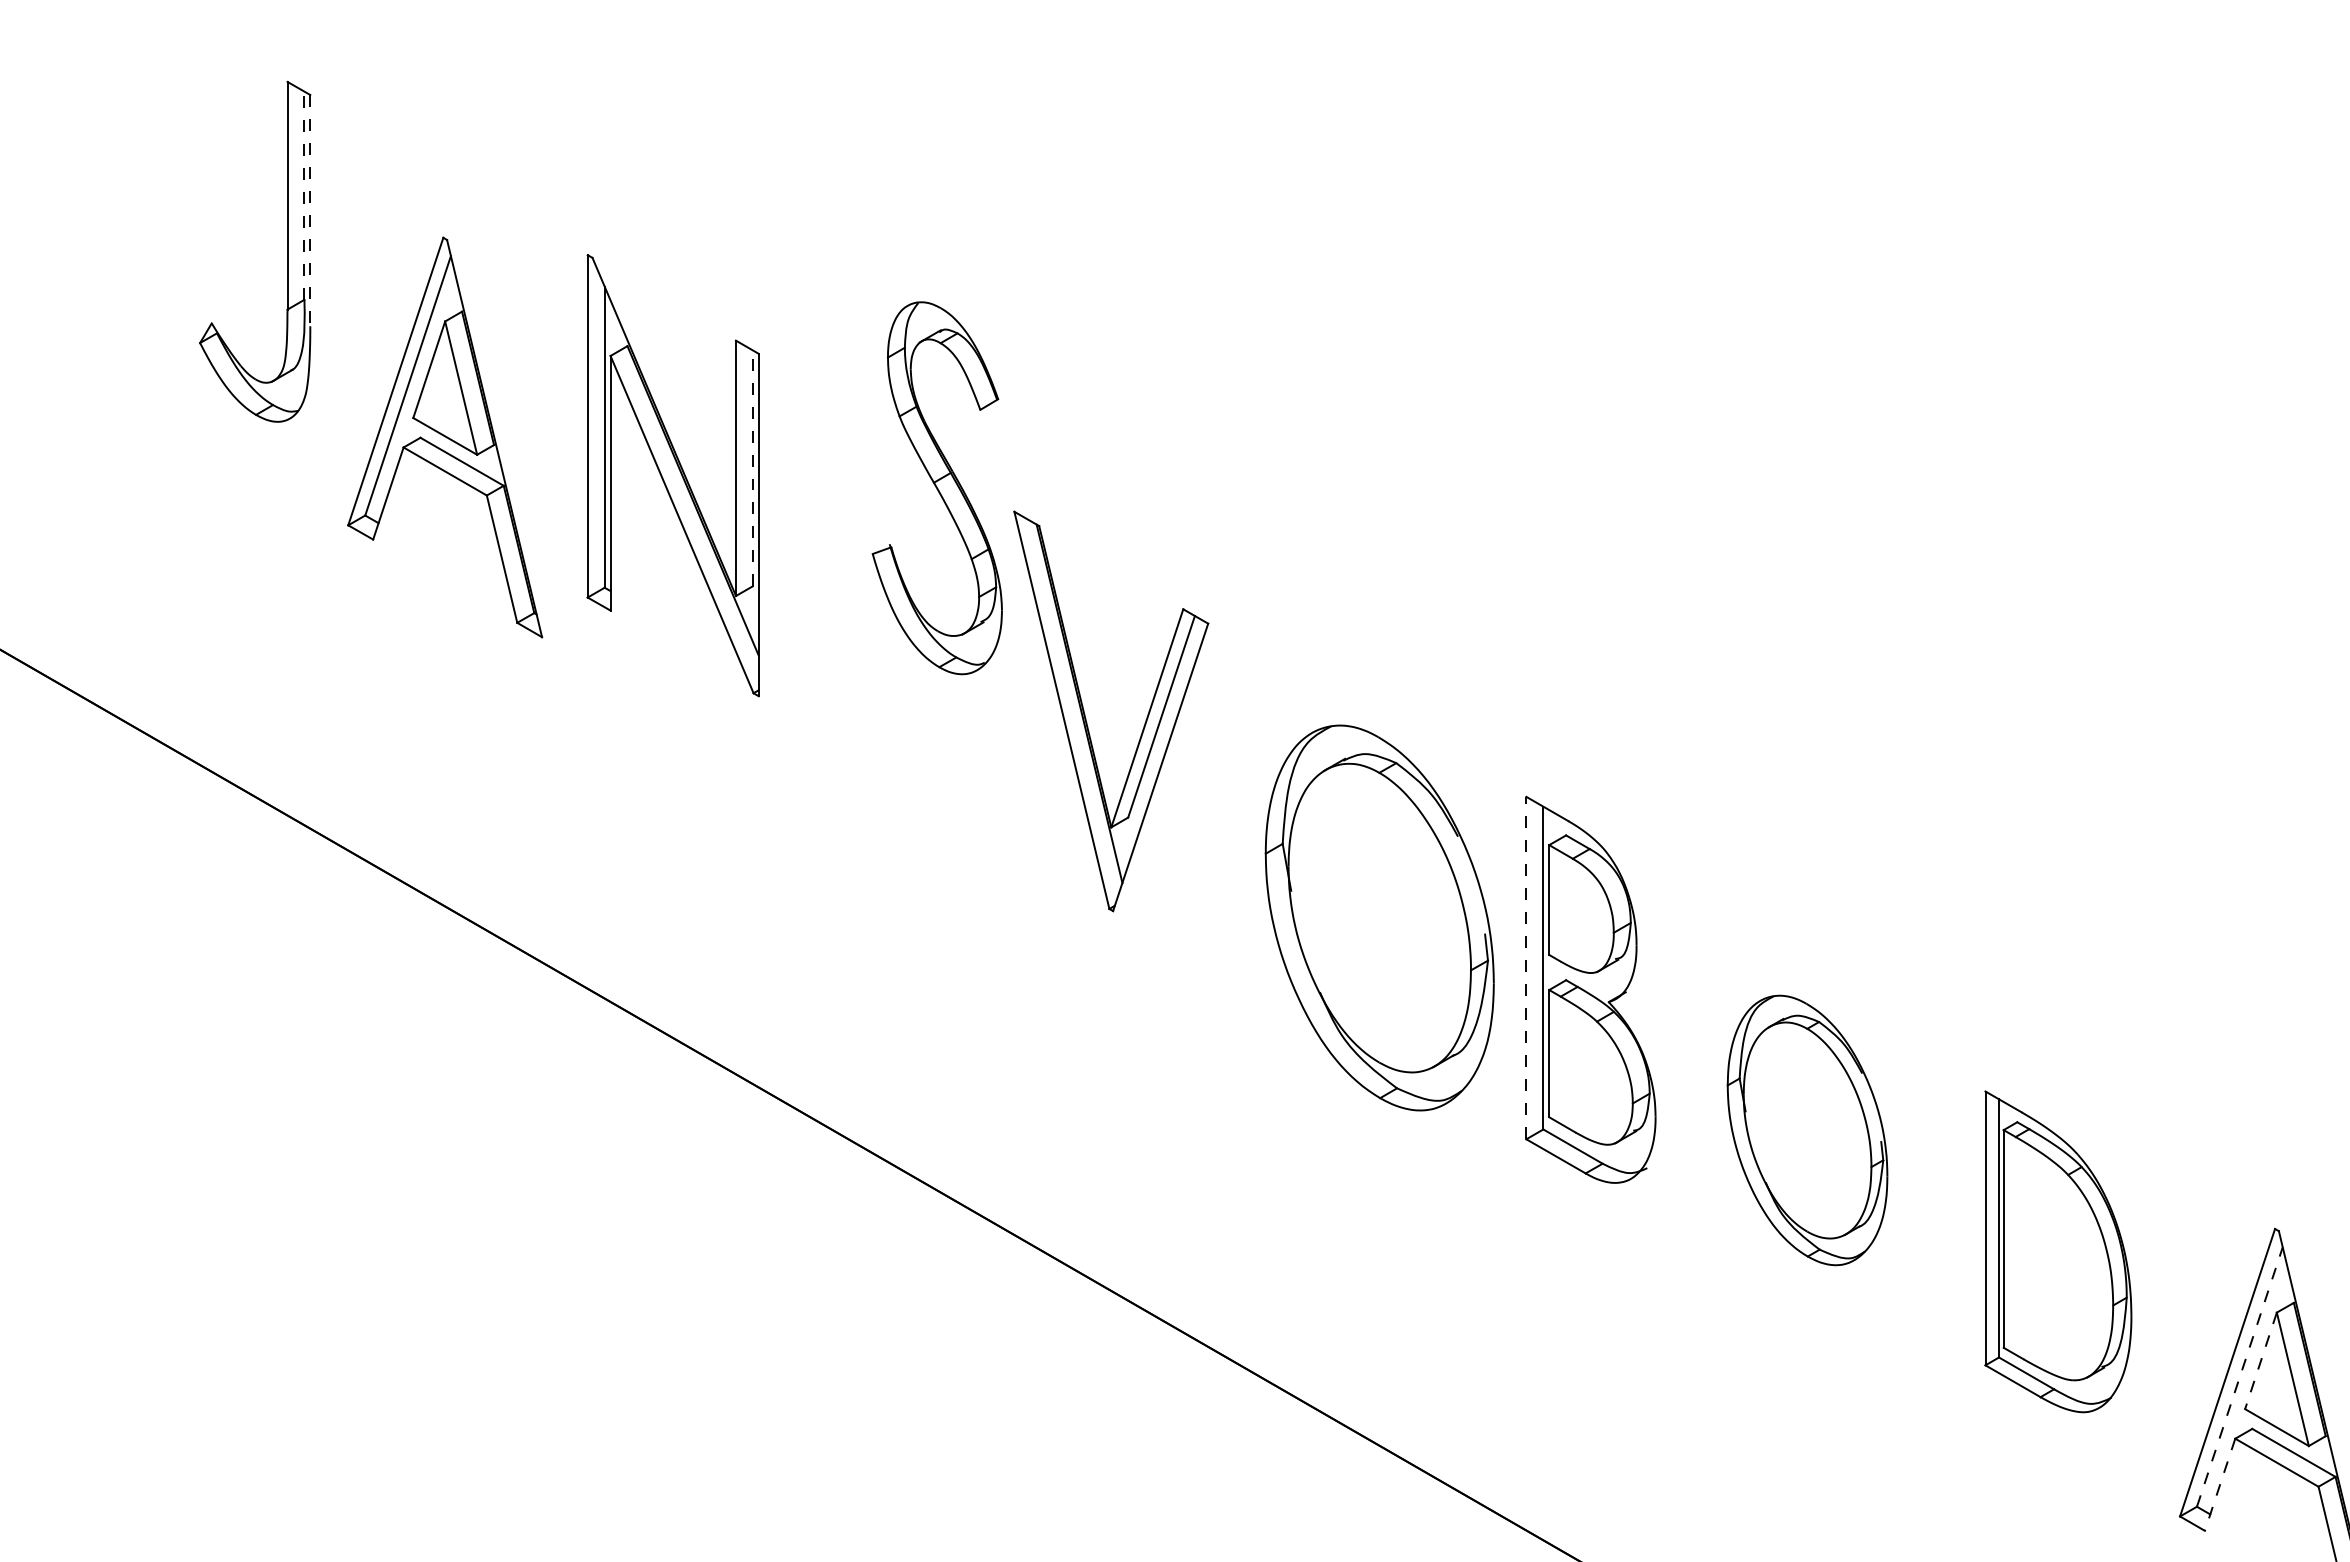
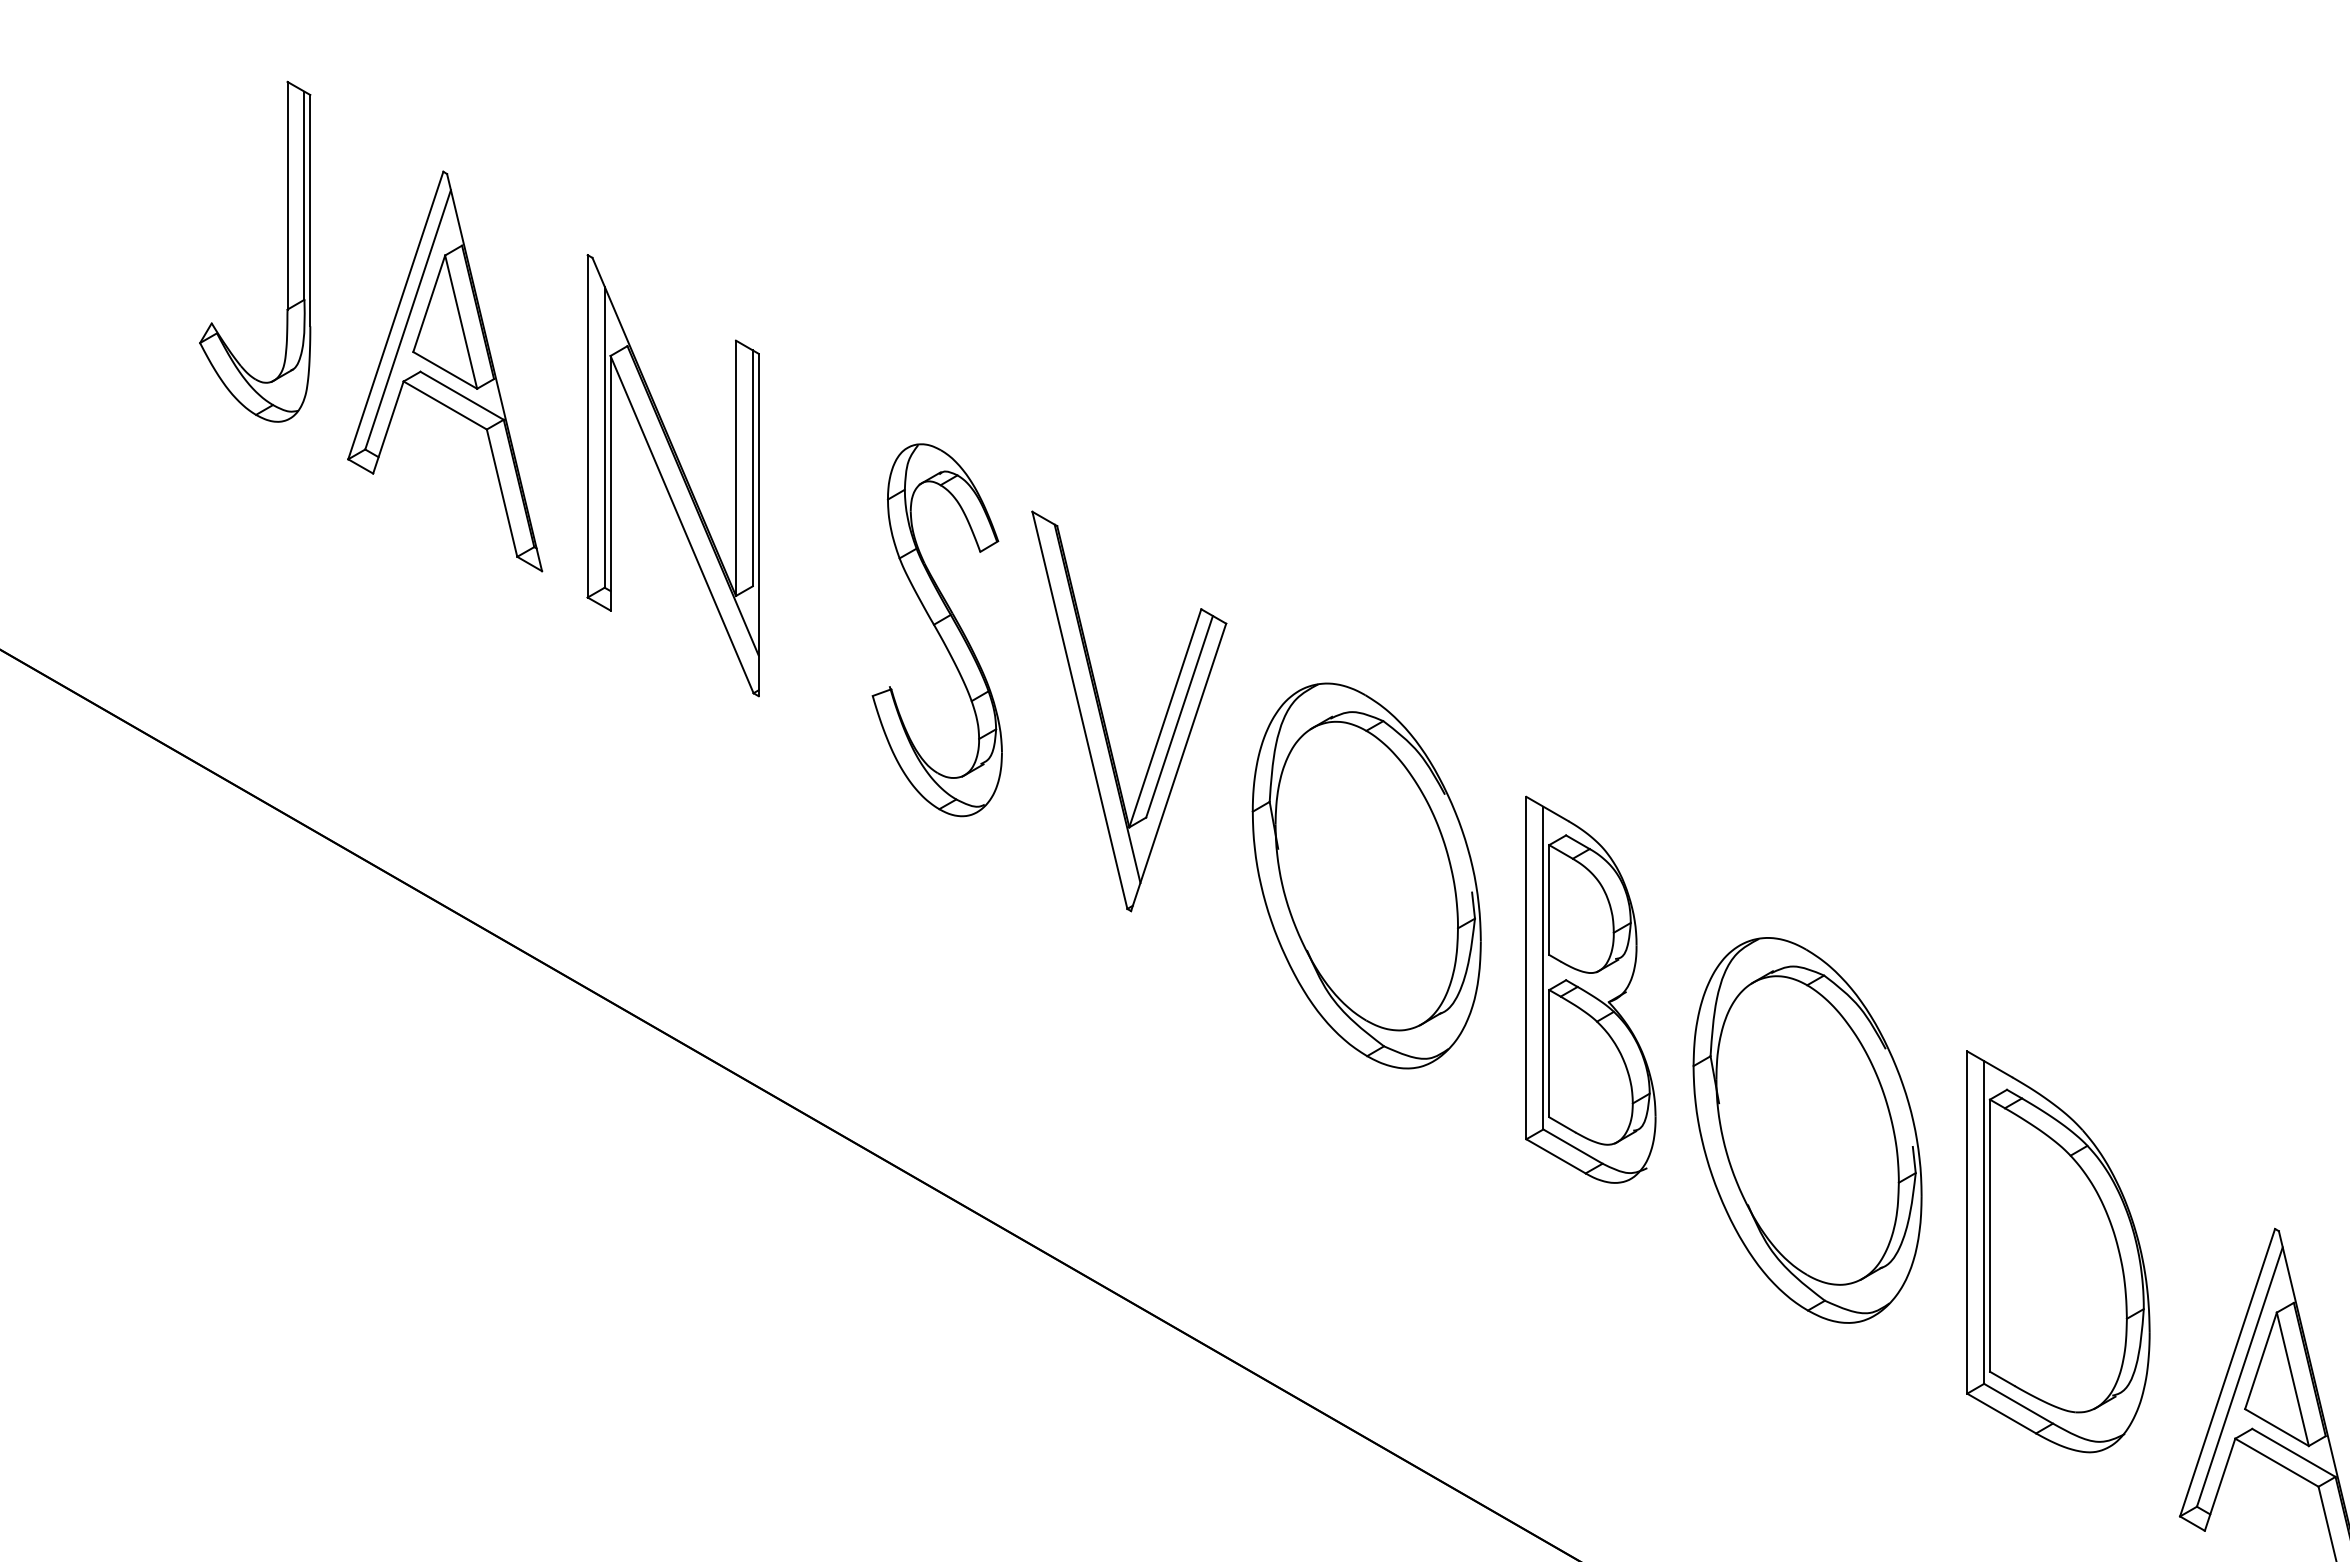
line: dashed -> solid (304, 195)
line: dashed -> solid (310, 210)
part position: (445, 437) -> (445, 371) (445, 371)
line: dashed -> solid (752, 468)
part position: (936, 488) -> (936, 630) (936, 630)
part position: (1086, 718) -> (1104, 718) (1104, 718)
part position: (1379, 917) -> (1366, 875) (1366, 875)
line: dashed -> solid (1526, 967)
part size: 163x273 px -> 231x387 px (1807, 1130)
part size: 149x324 px -> 185x404 px (2058, 1251)
line: dashed -> solid (2260, 1360)
line: dashed -> solid (2239, 1377)
line: dashed -> solid (2219, 1485)
